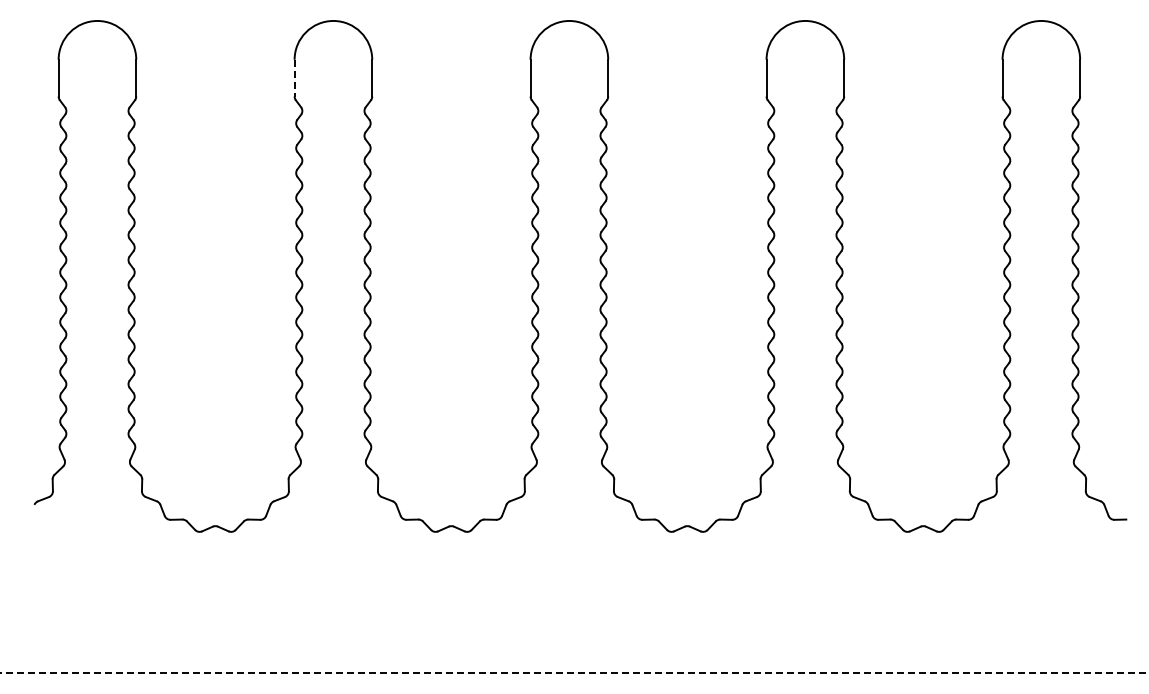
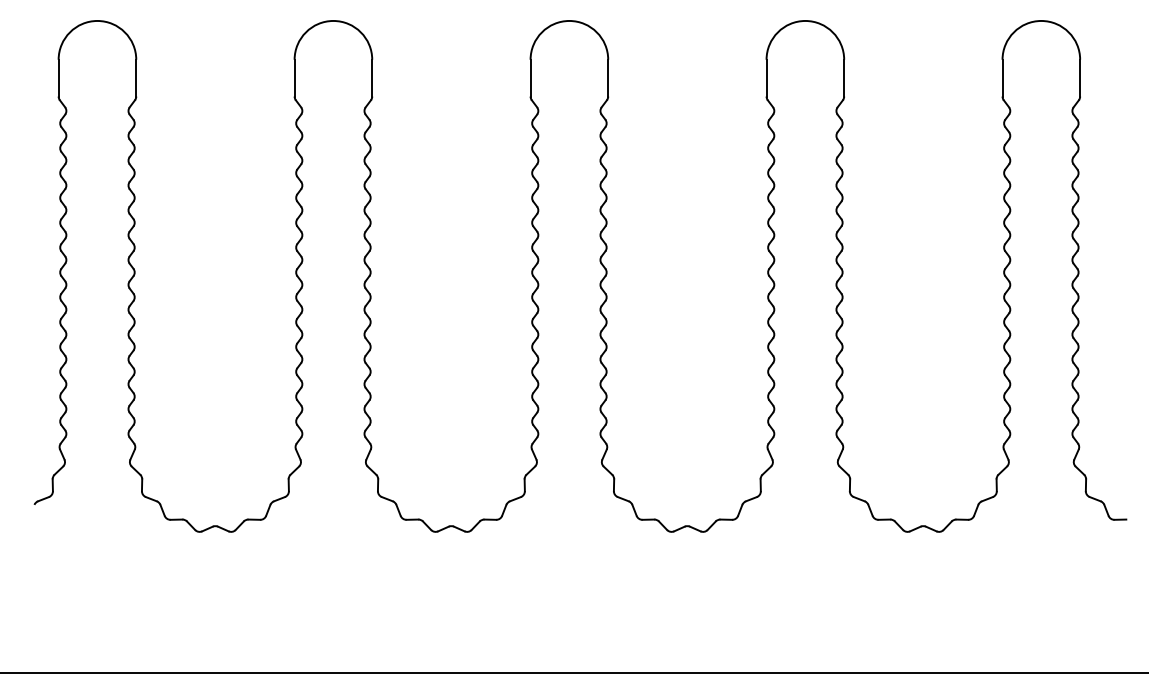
line: dashed -> solid (294, 78)
line: dashed -> solid (574, 673)
